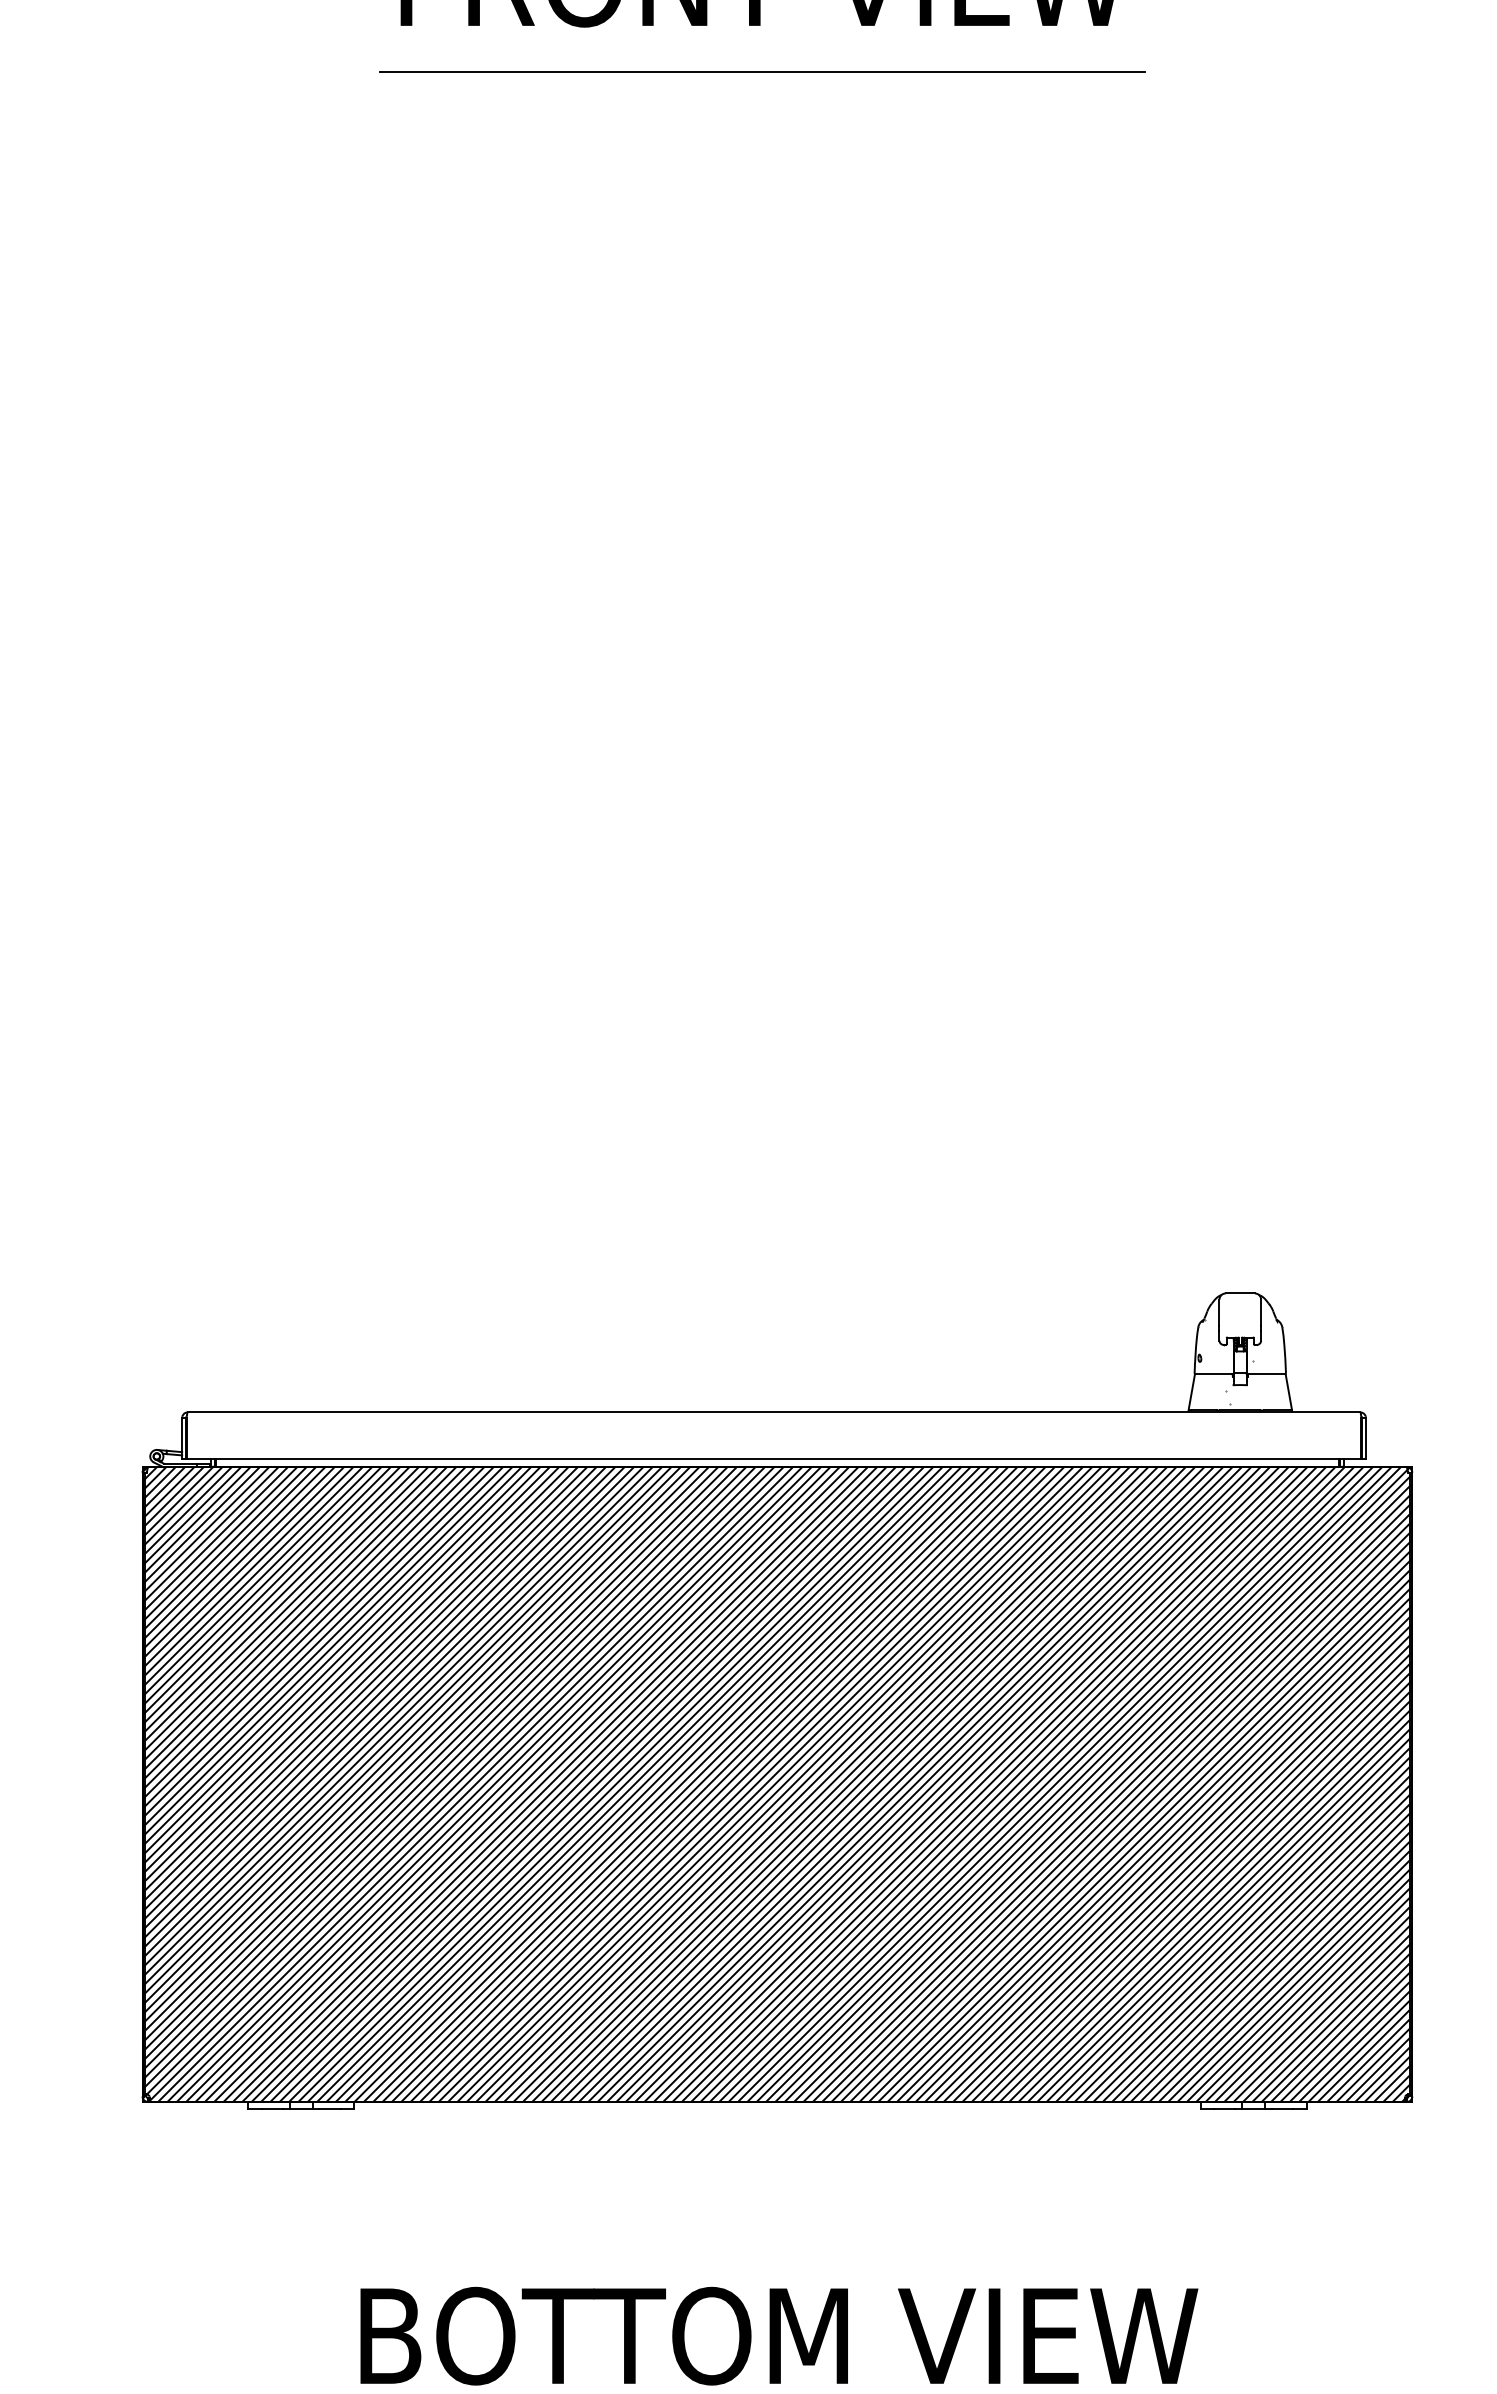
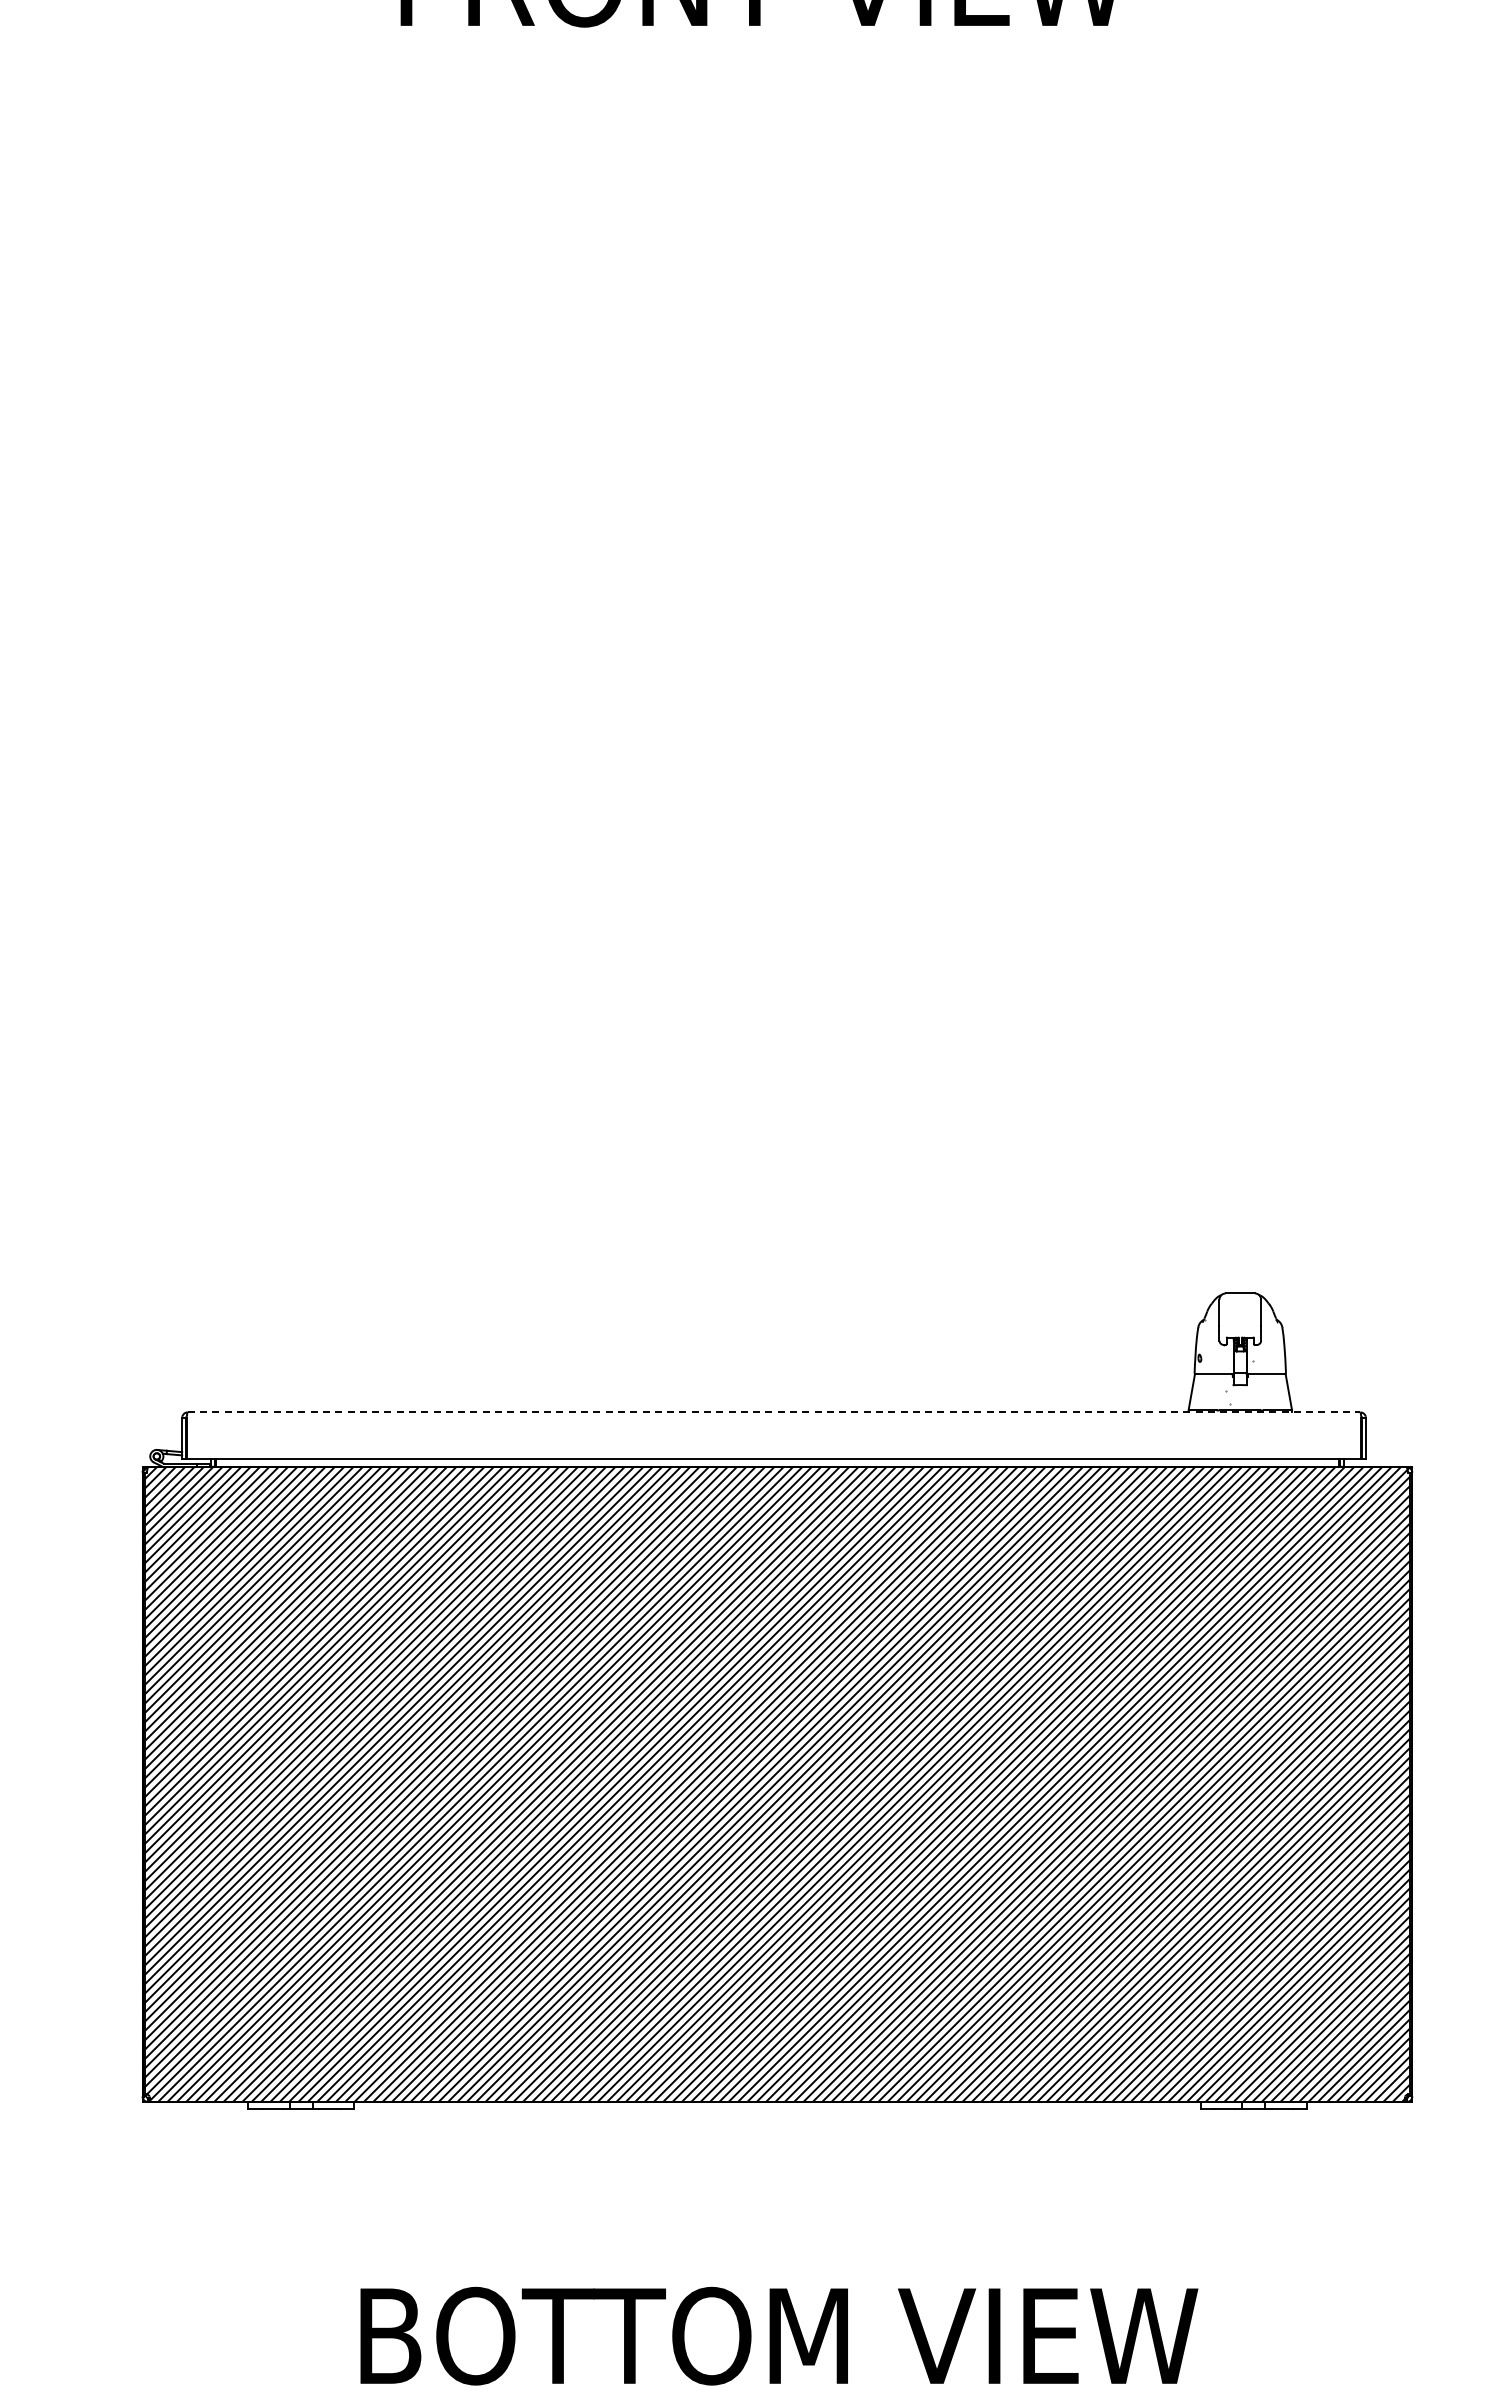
line: present -> none (762, 72)
line: solid -> dashed (774, 1412)
